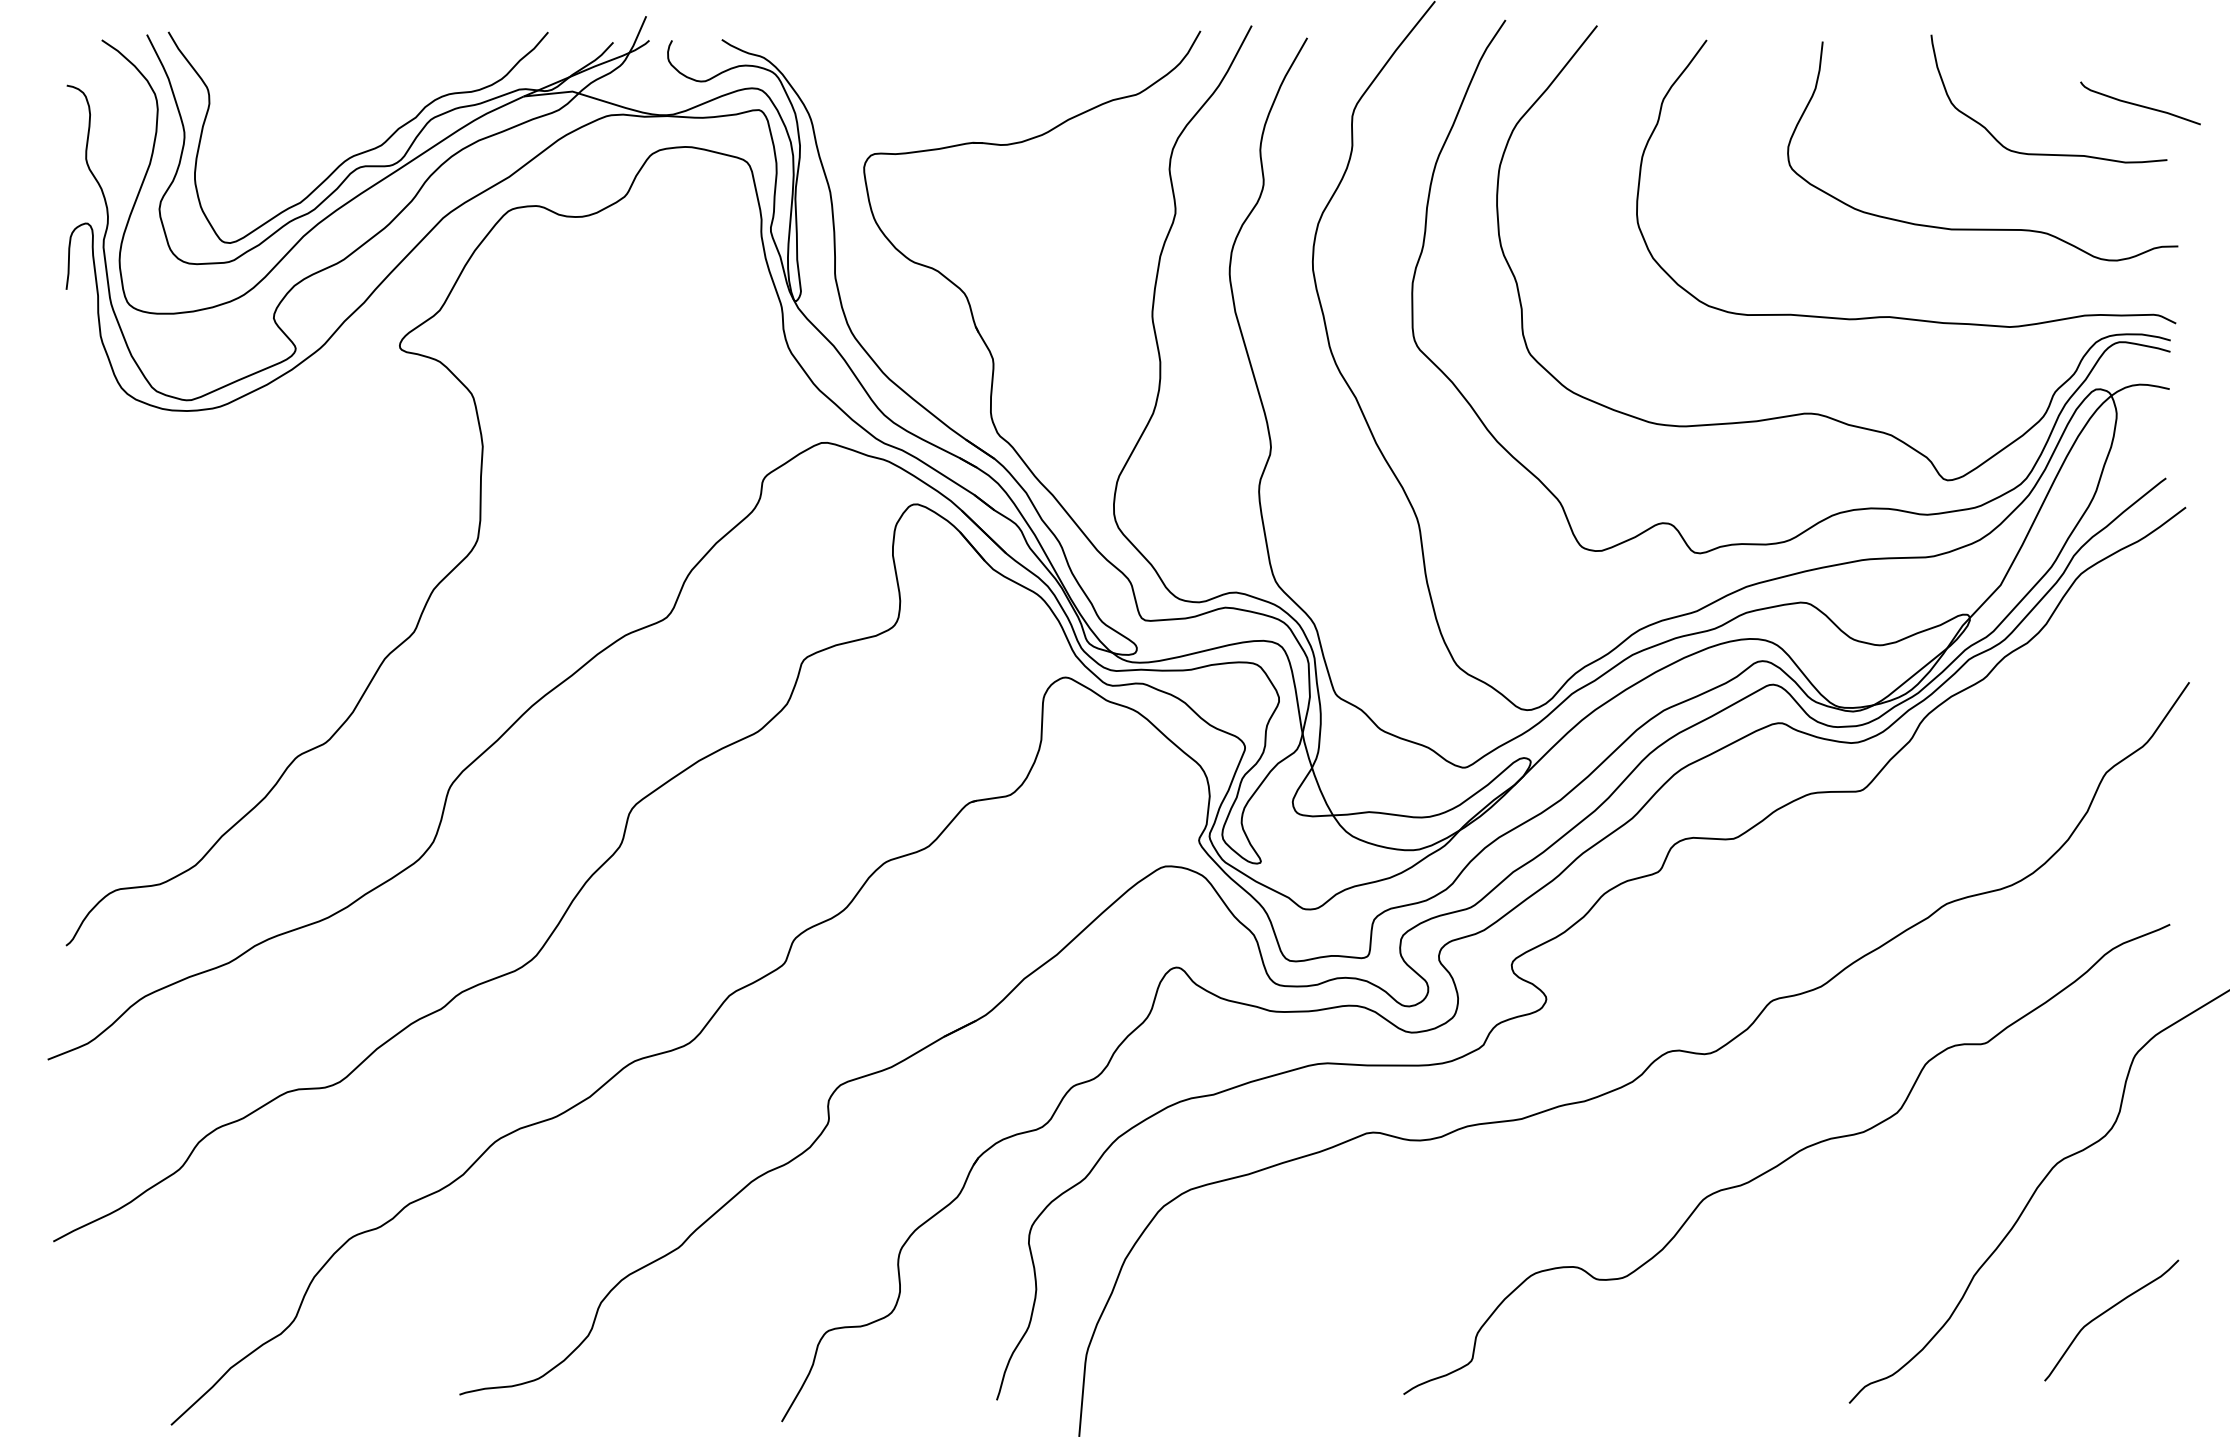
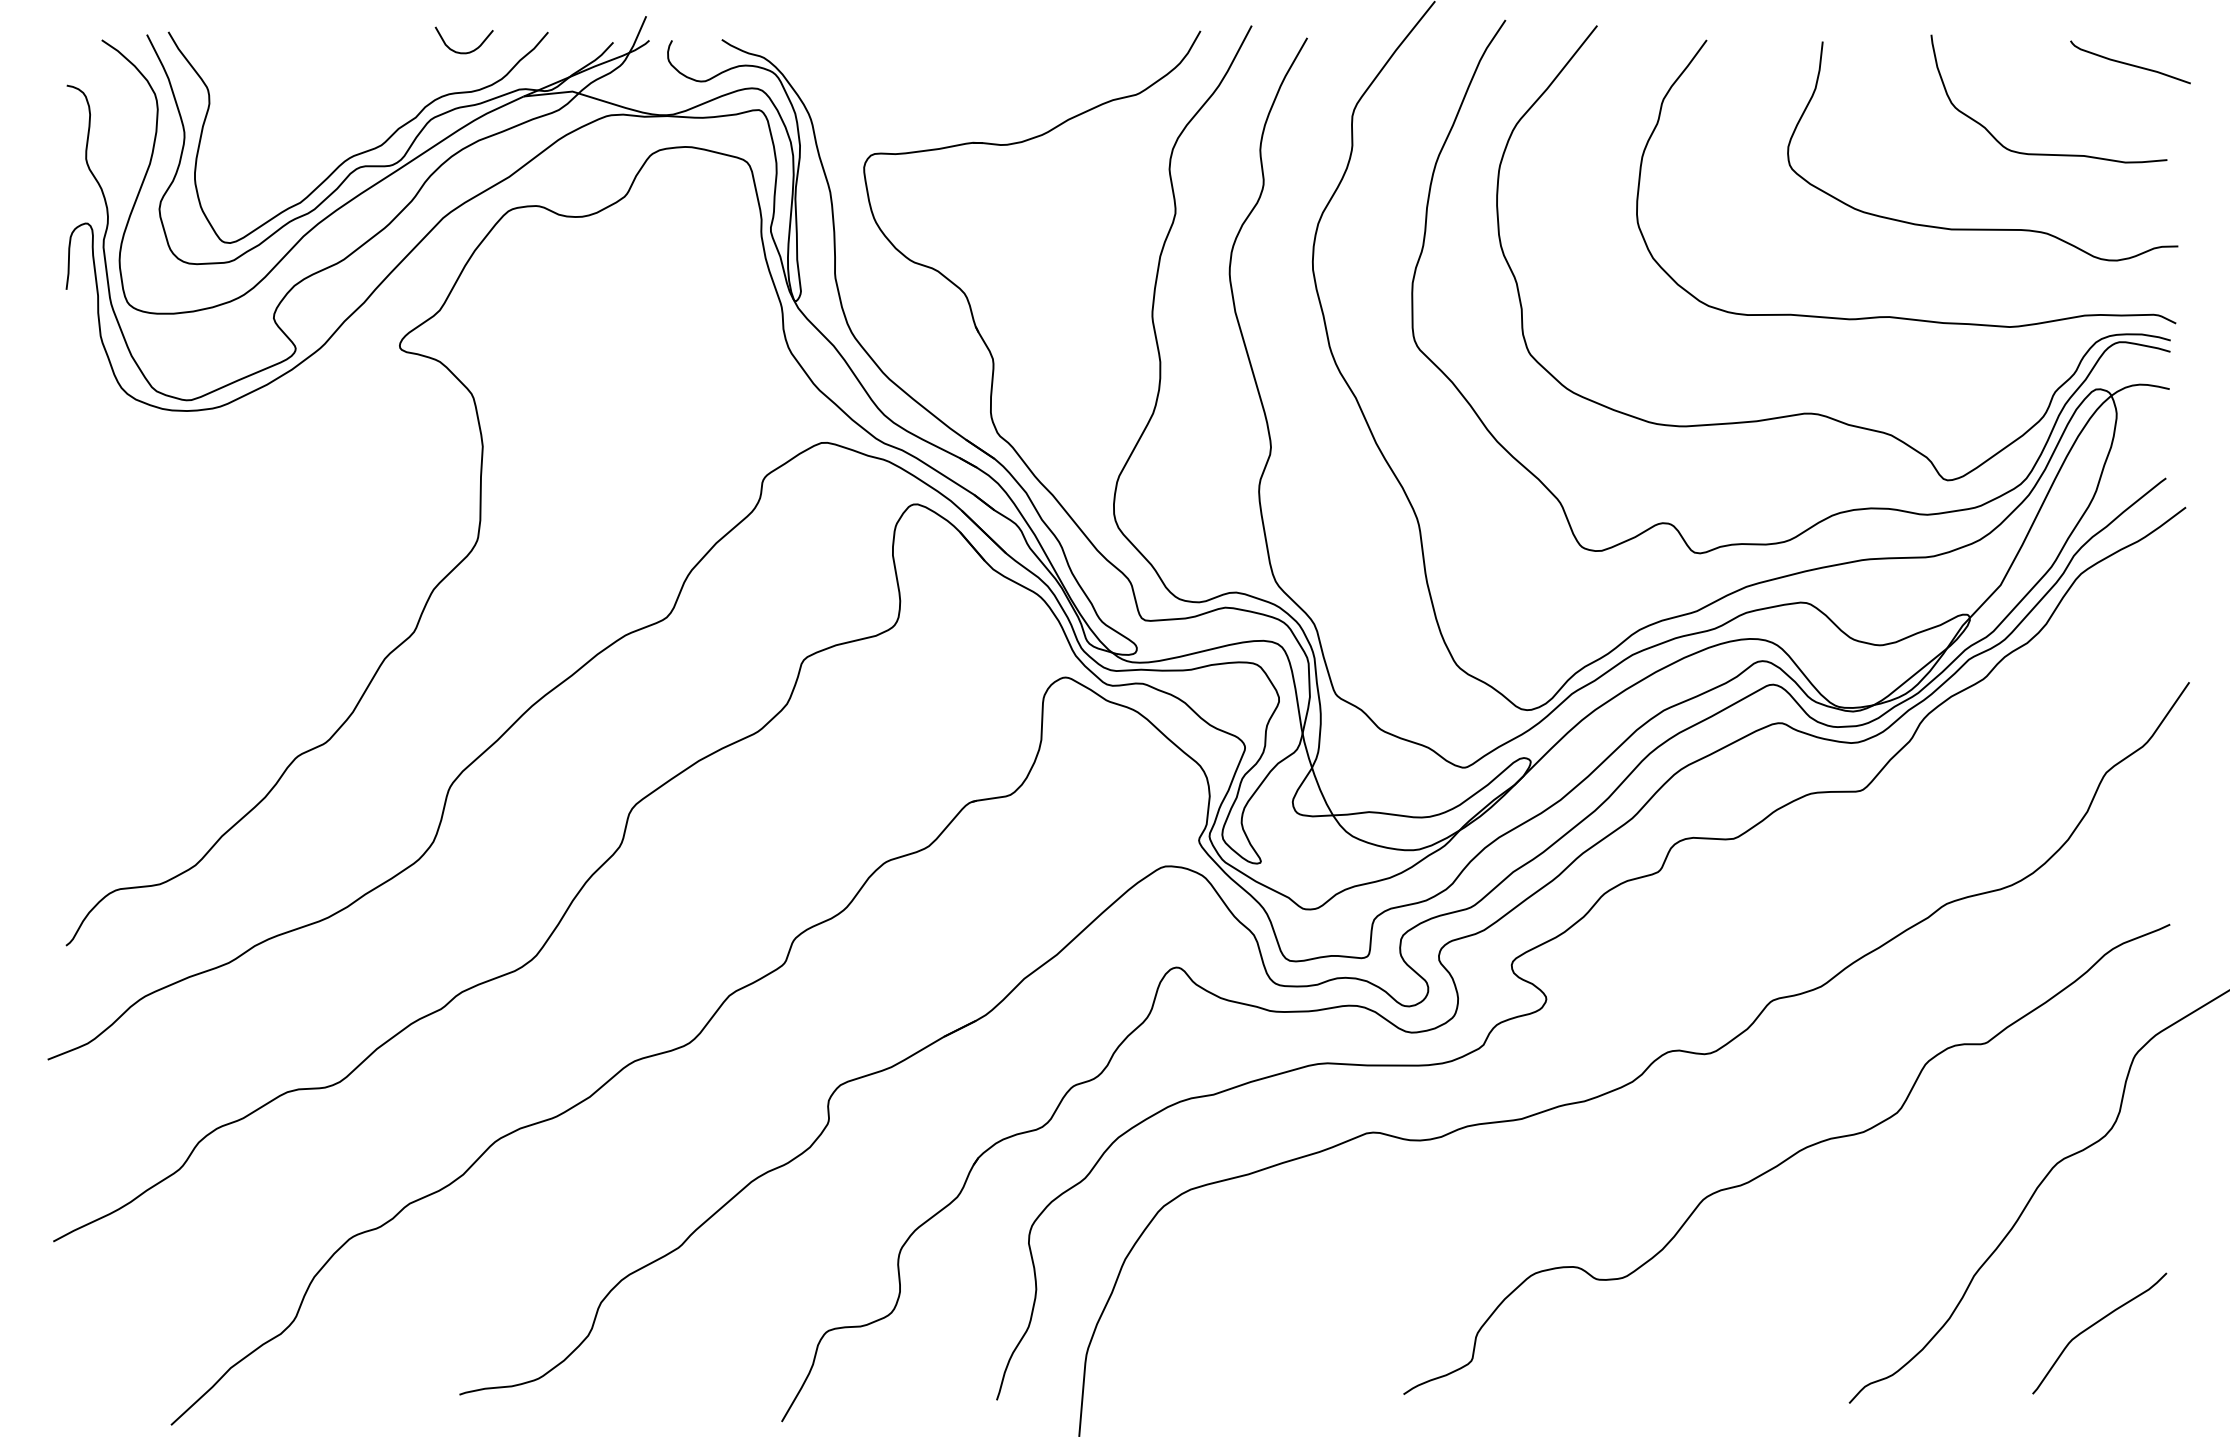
curve: none -> present (463, 52)
curve position: (2139, 104) -> (2129, 63) (2129, 63)
curve position: (2106, 1312) -> (2094, 1325) (2094, 1325)
